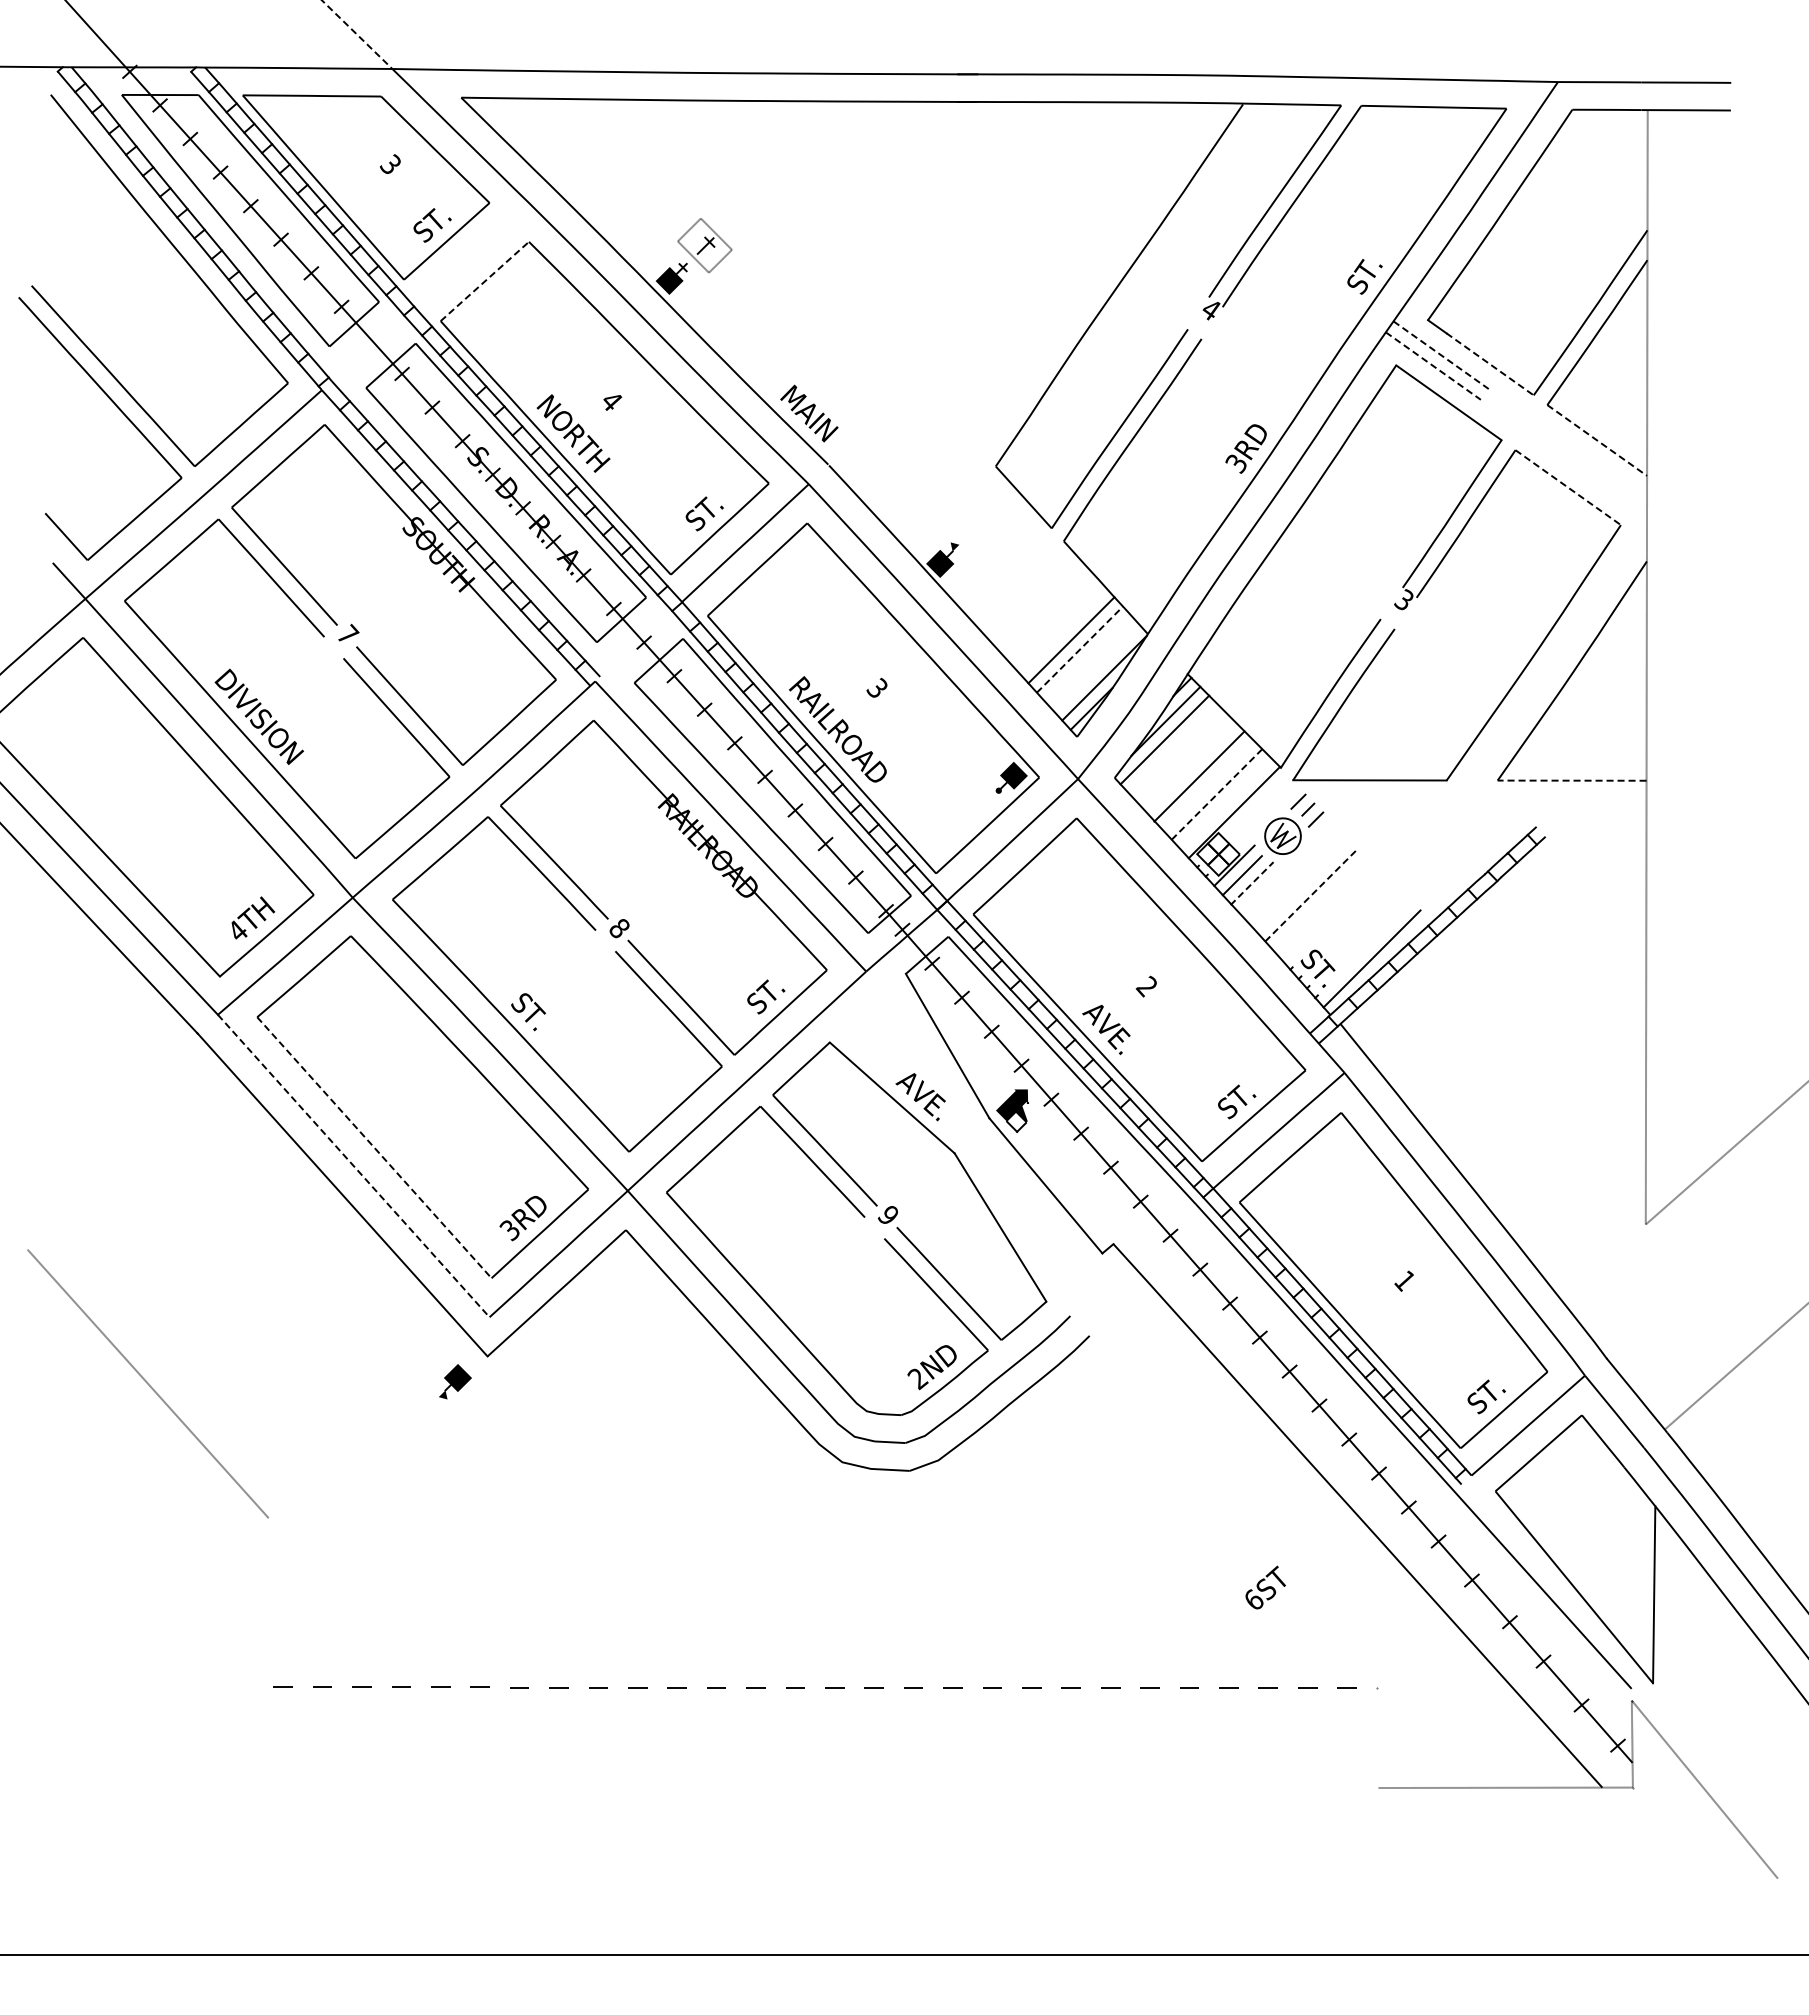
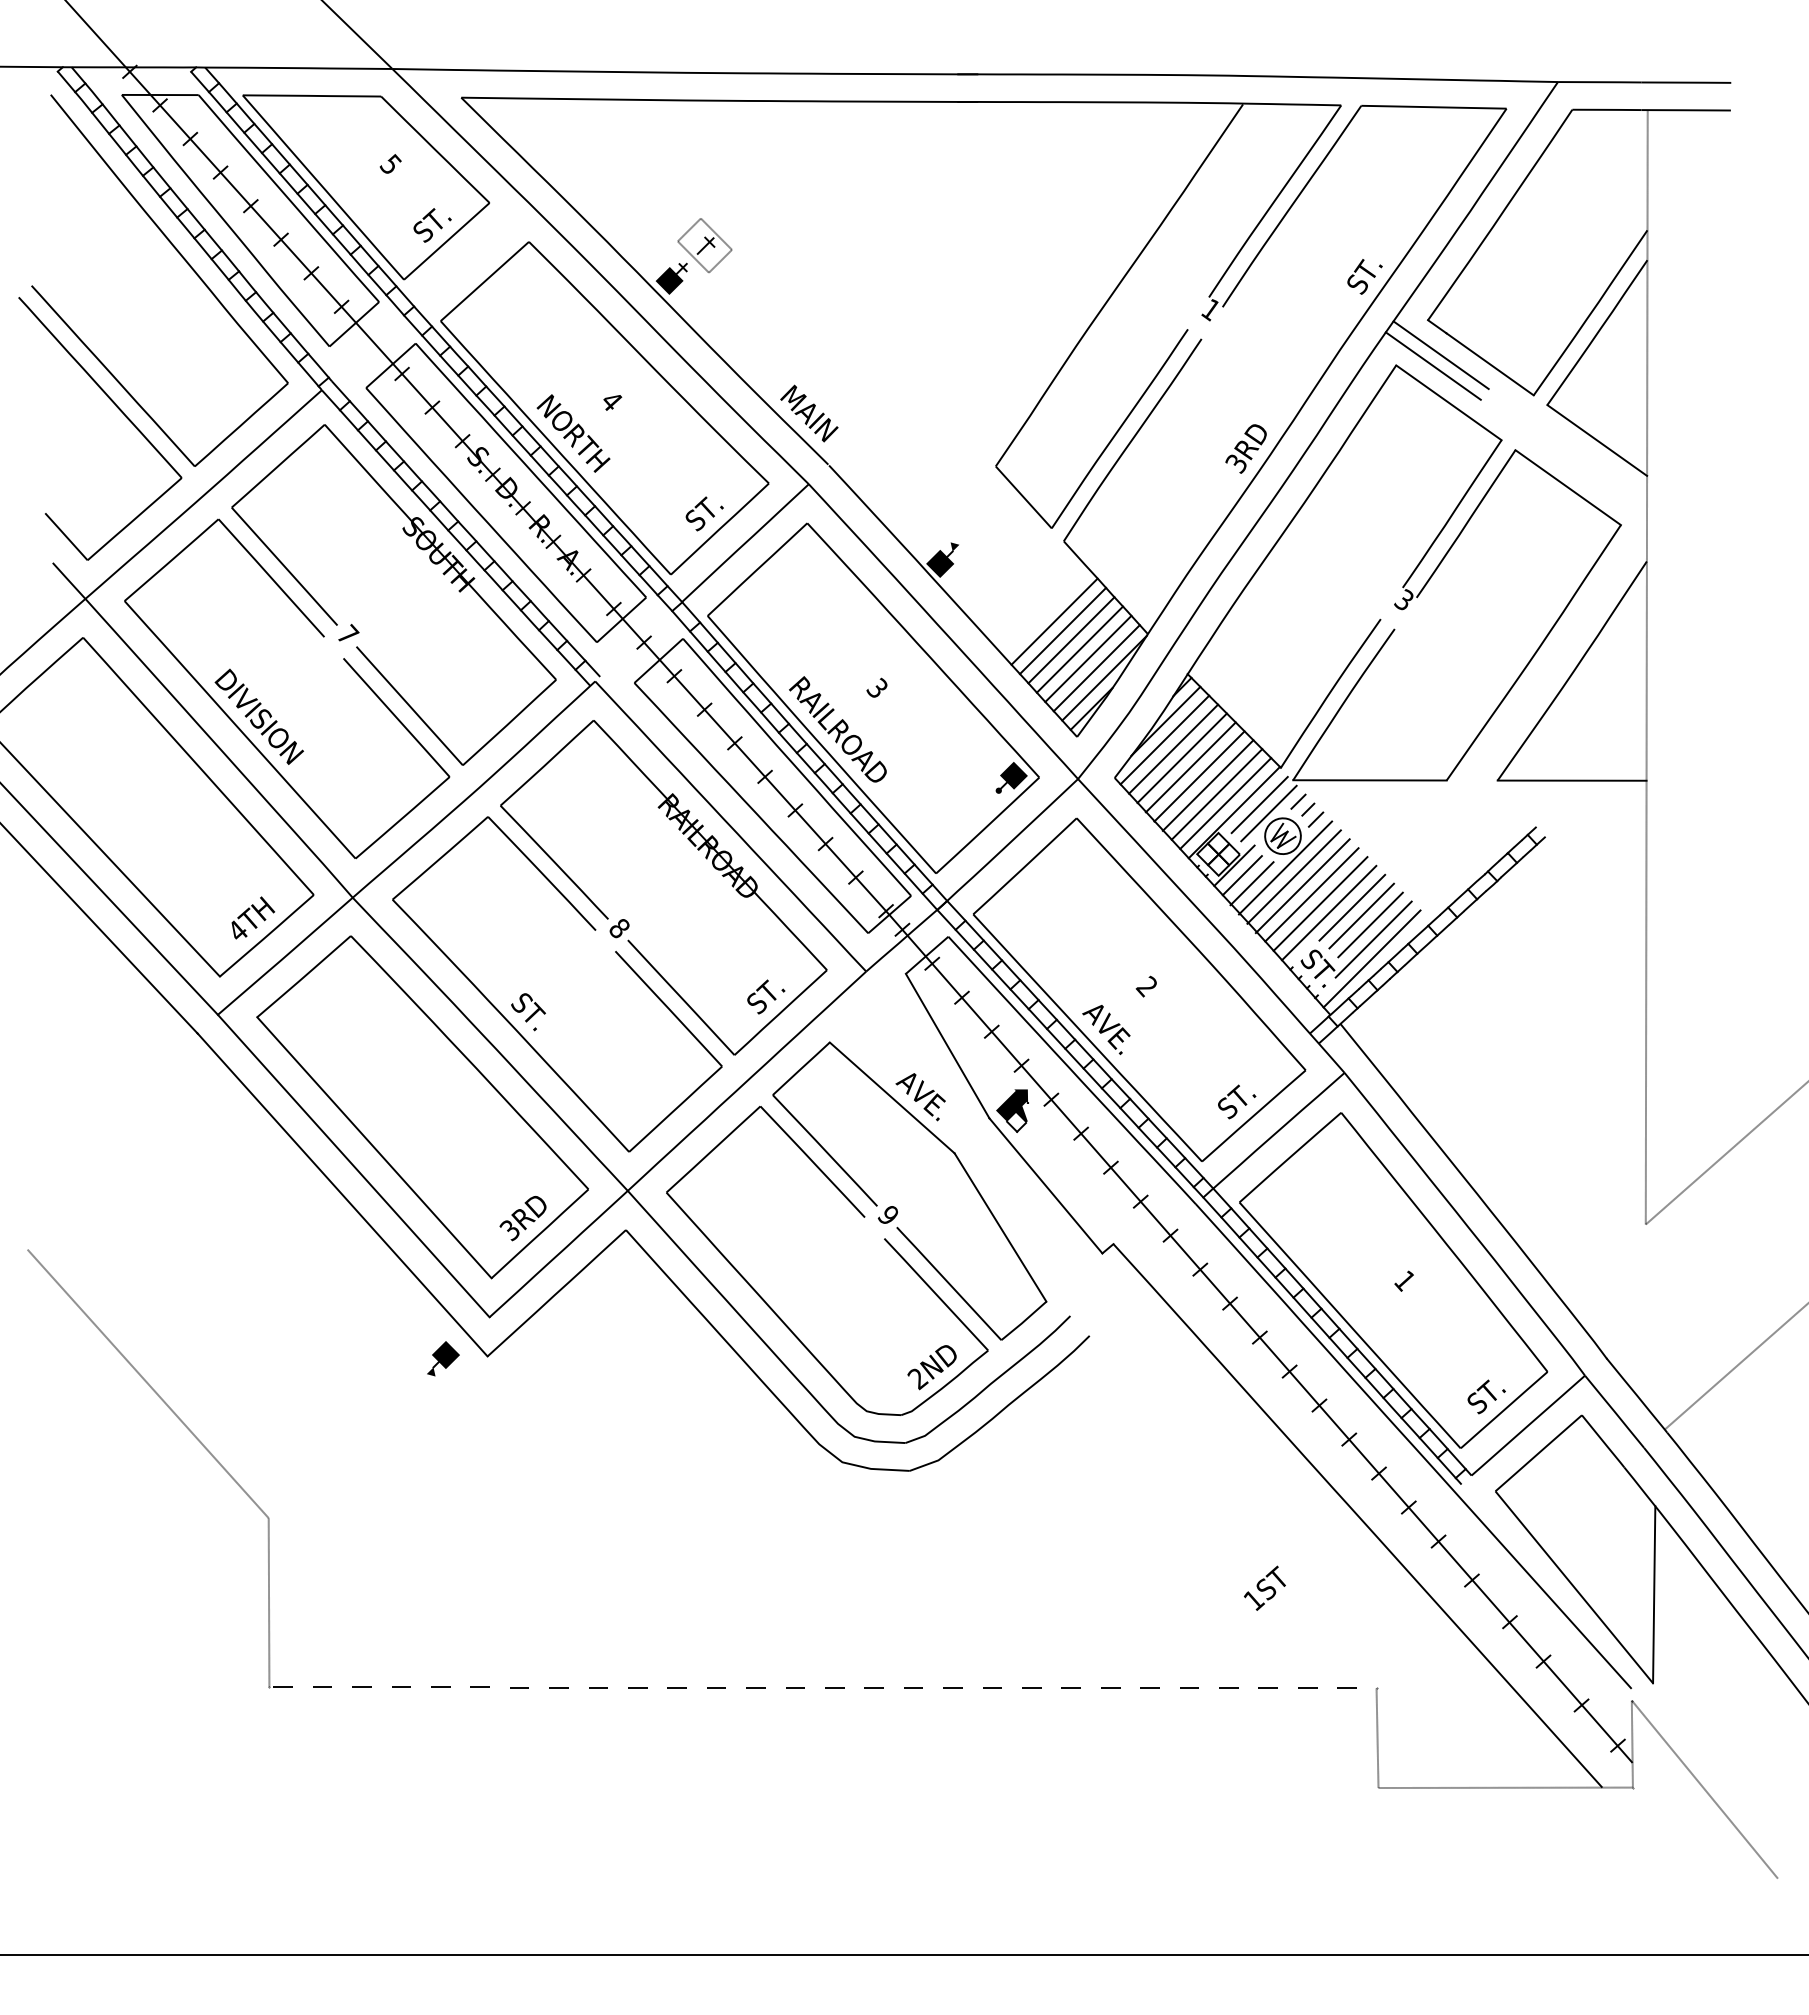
line: dashed -> solid (357, 34)
text: 3 -> 5 (393, 163)
line: dashed -> solid (485, 281)
text: 4 -> 1 (1210, 310)
line: dashed -> solid (1441, 355)
line: dashed -> solid (1490, 364)
line: dashed -> solid (1433, 366)
line: dashed -> solid (1597, 440)
line: dashed -> solid (1568, 487)
line: none -> present (1054, 621)
line: none -> present (1062, 630)
line: dashed -> solid (1079, 649)
line: none -> present (1088, 658)
line: none -> present (1096, 668)
line: none -> present (1173, 748)
line: none -> present (1181, 758)
line: none -> present (1190, 767)
line: dashed -> solid (1571, 780)
line: none -> present (1207, 785)
line: dashed -> solid (1217, 794)
line: none -> present (1225, 803)
line: none -> present (1259, 804)
line: none -> present (1268, 813)
line: none -> present (1285, 867)
line: none -> present (1293, 876)
line: dashed -> solid (1252, 883)
line: none -> present (1302, 886)
line: dashed -> solid (1311, 894)
line: none -> present (1320, 903)
line: none -> present (1352, 907)
line: none -> present (1329, 912)
line: none -> present (1361, 915)
line: none -> present (1370, 924)
line: none -> present (1373, 939)
line: dashed -> solid (374, 1148)
line: dashed -> solid (354, 1166)
part position: (455, 1381) -> (443, 1358) (443, 1358)
text: 6ST -> 1ST (1253, 1599)
line: none -> present (268, 1602)
line: none -> present (1377, 1738)
